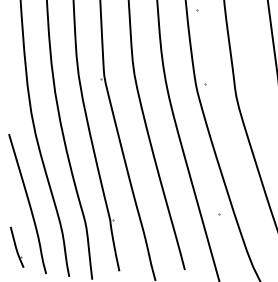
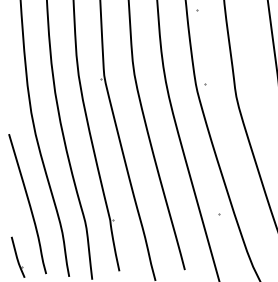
part position: (16, 246) -> (17, 256) (17, 256)
